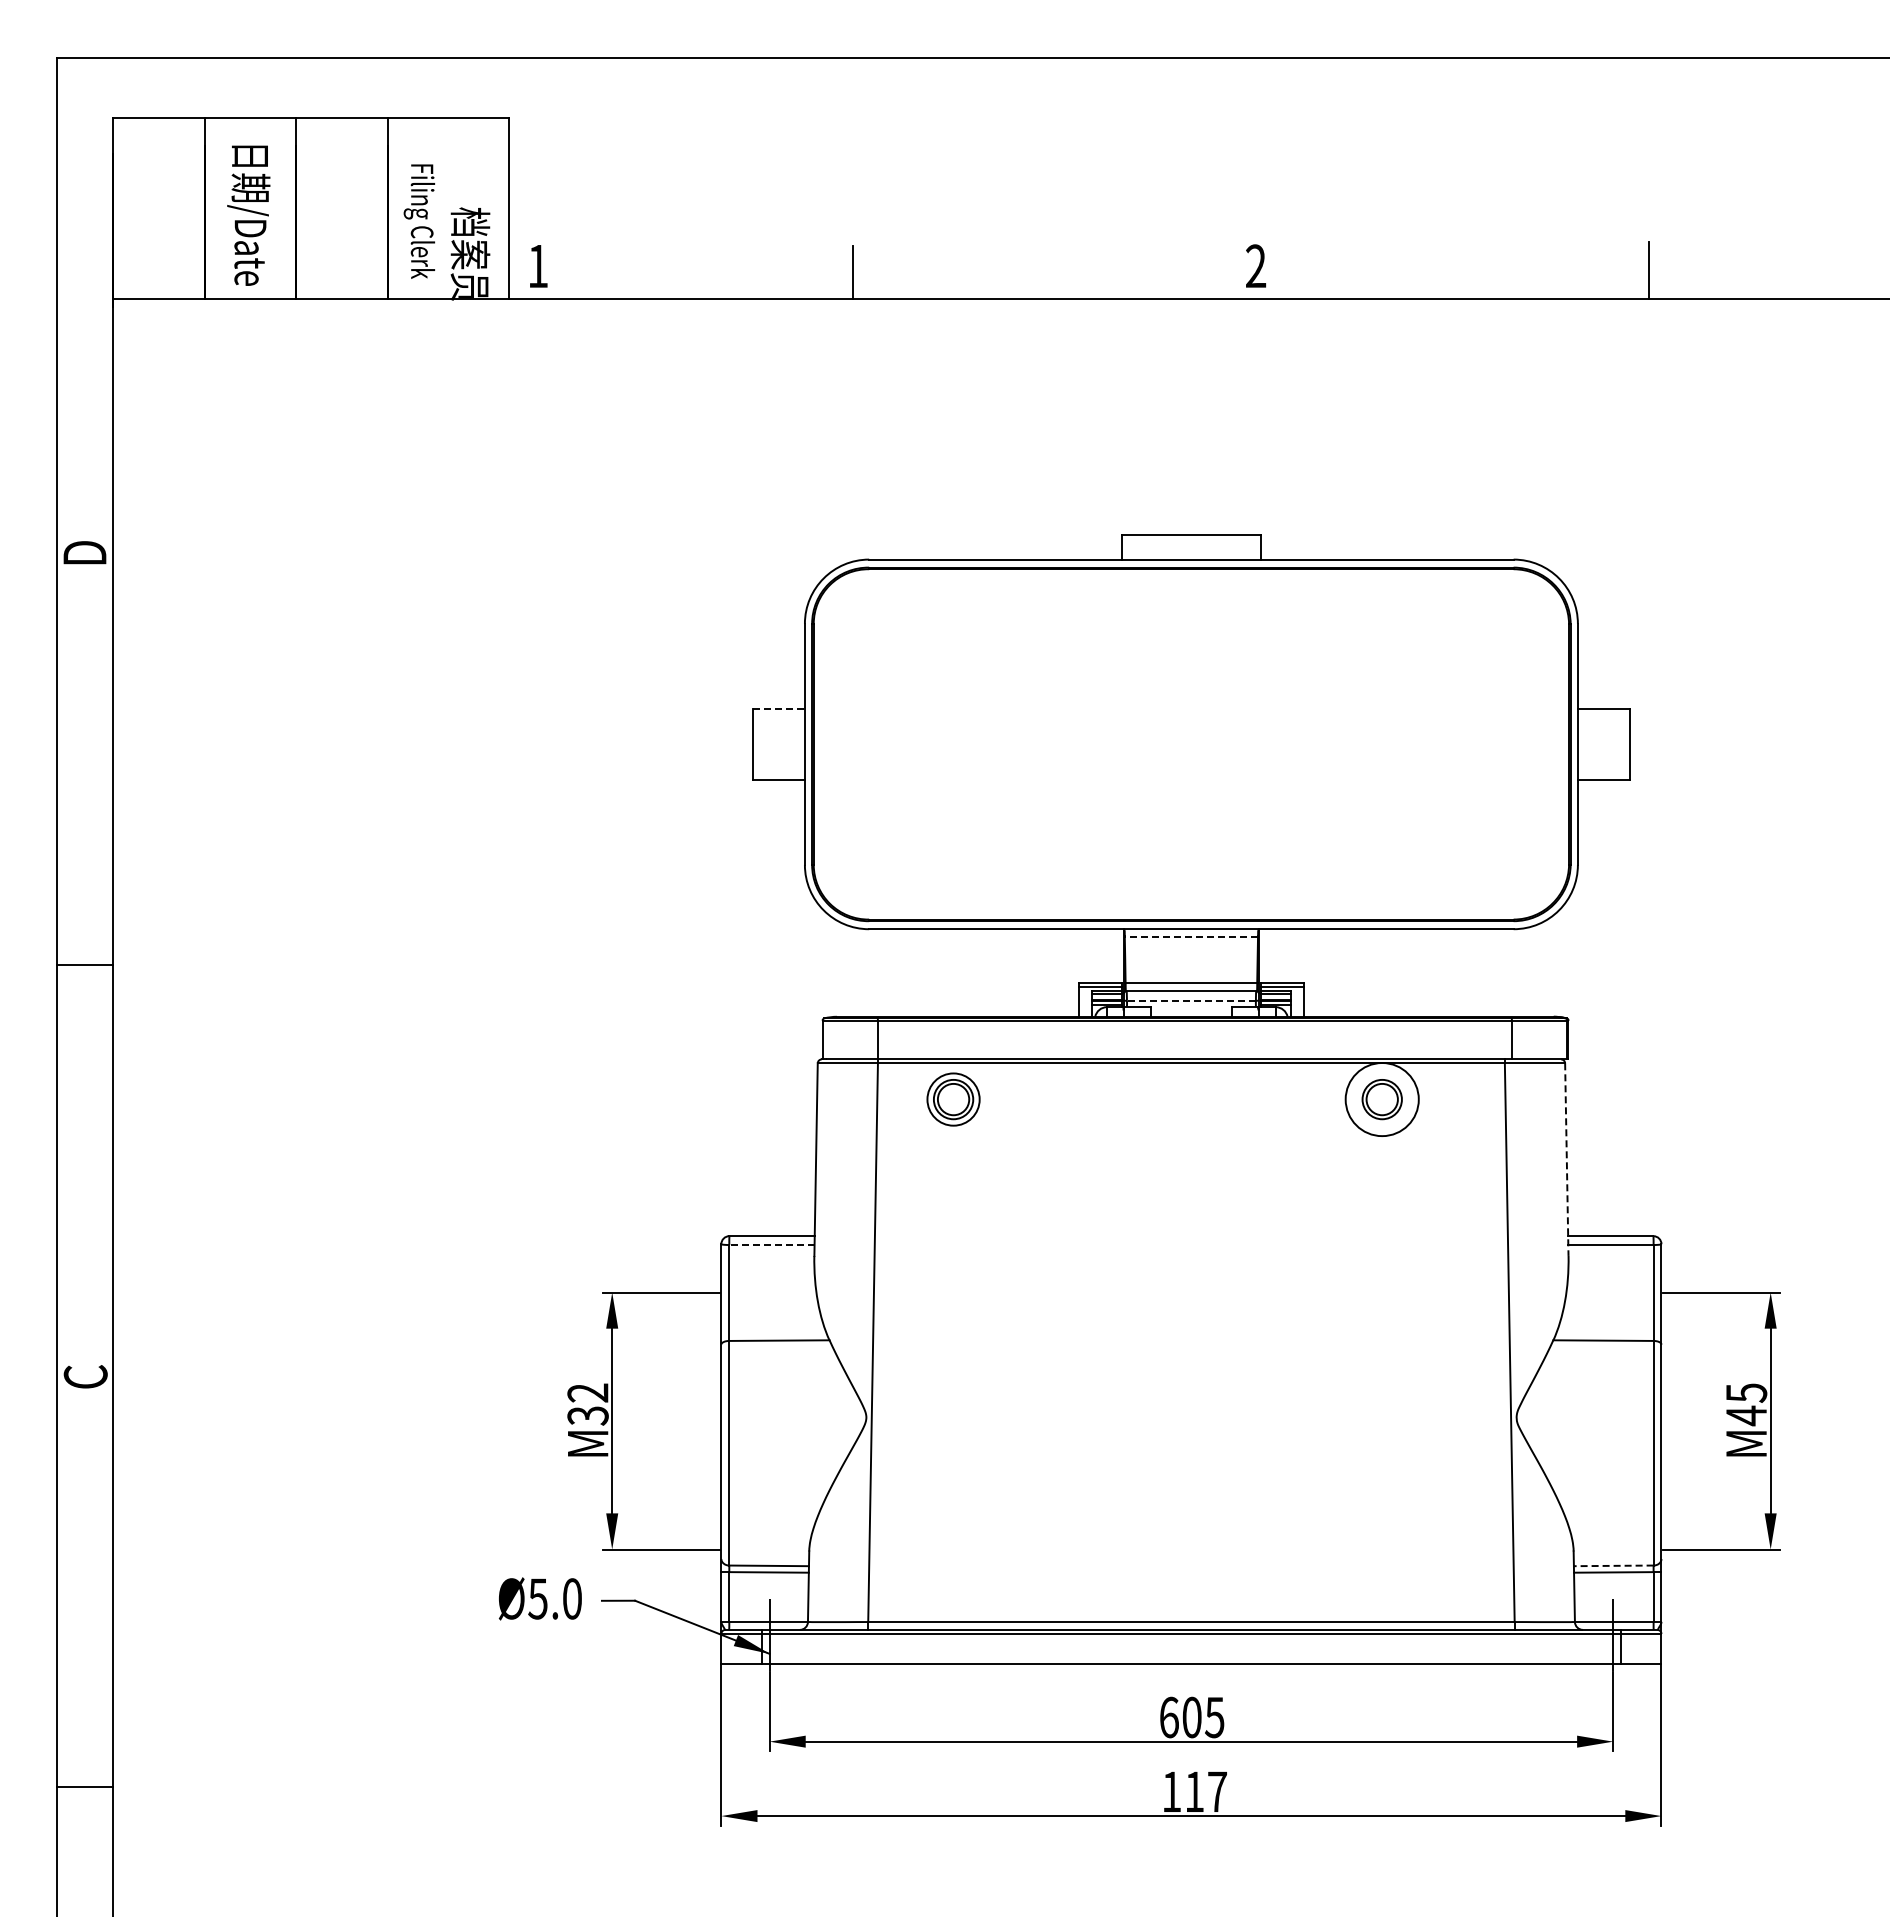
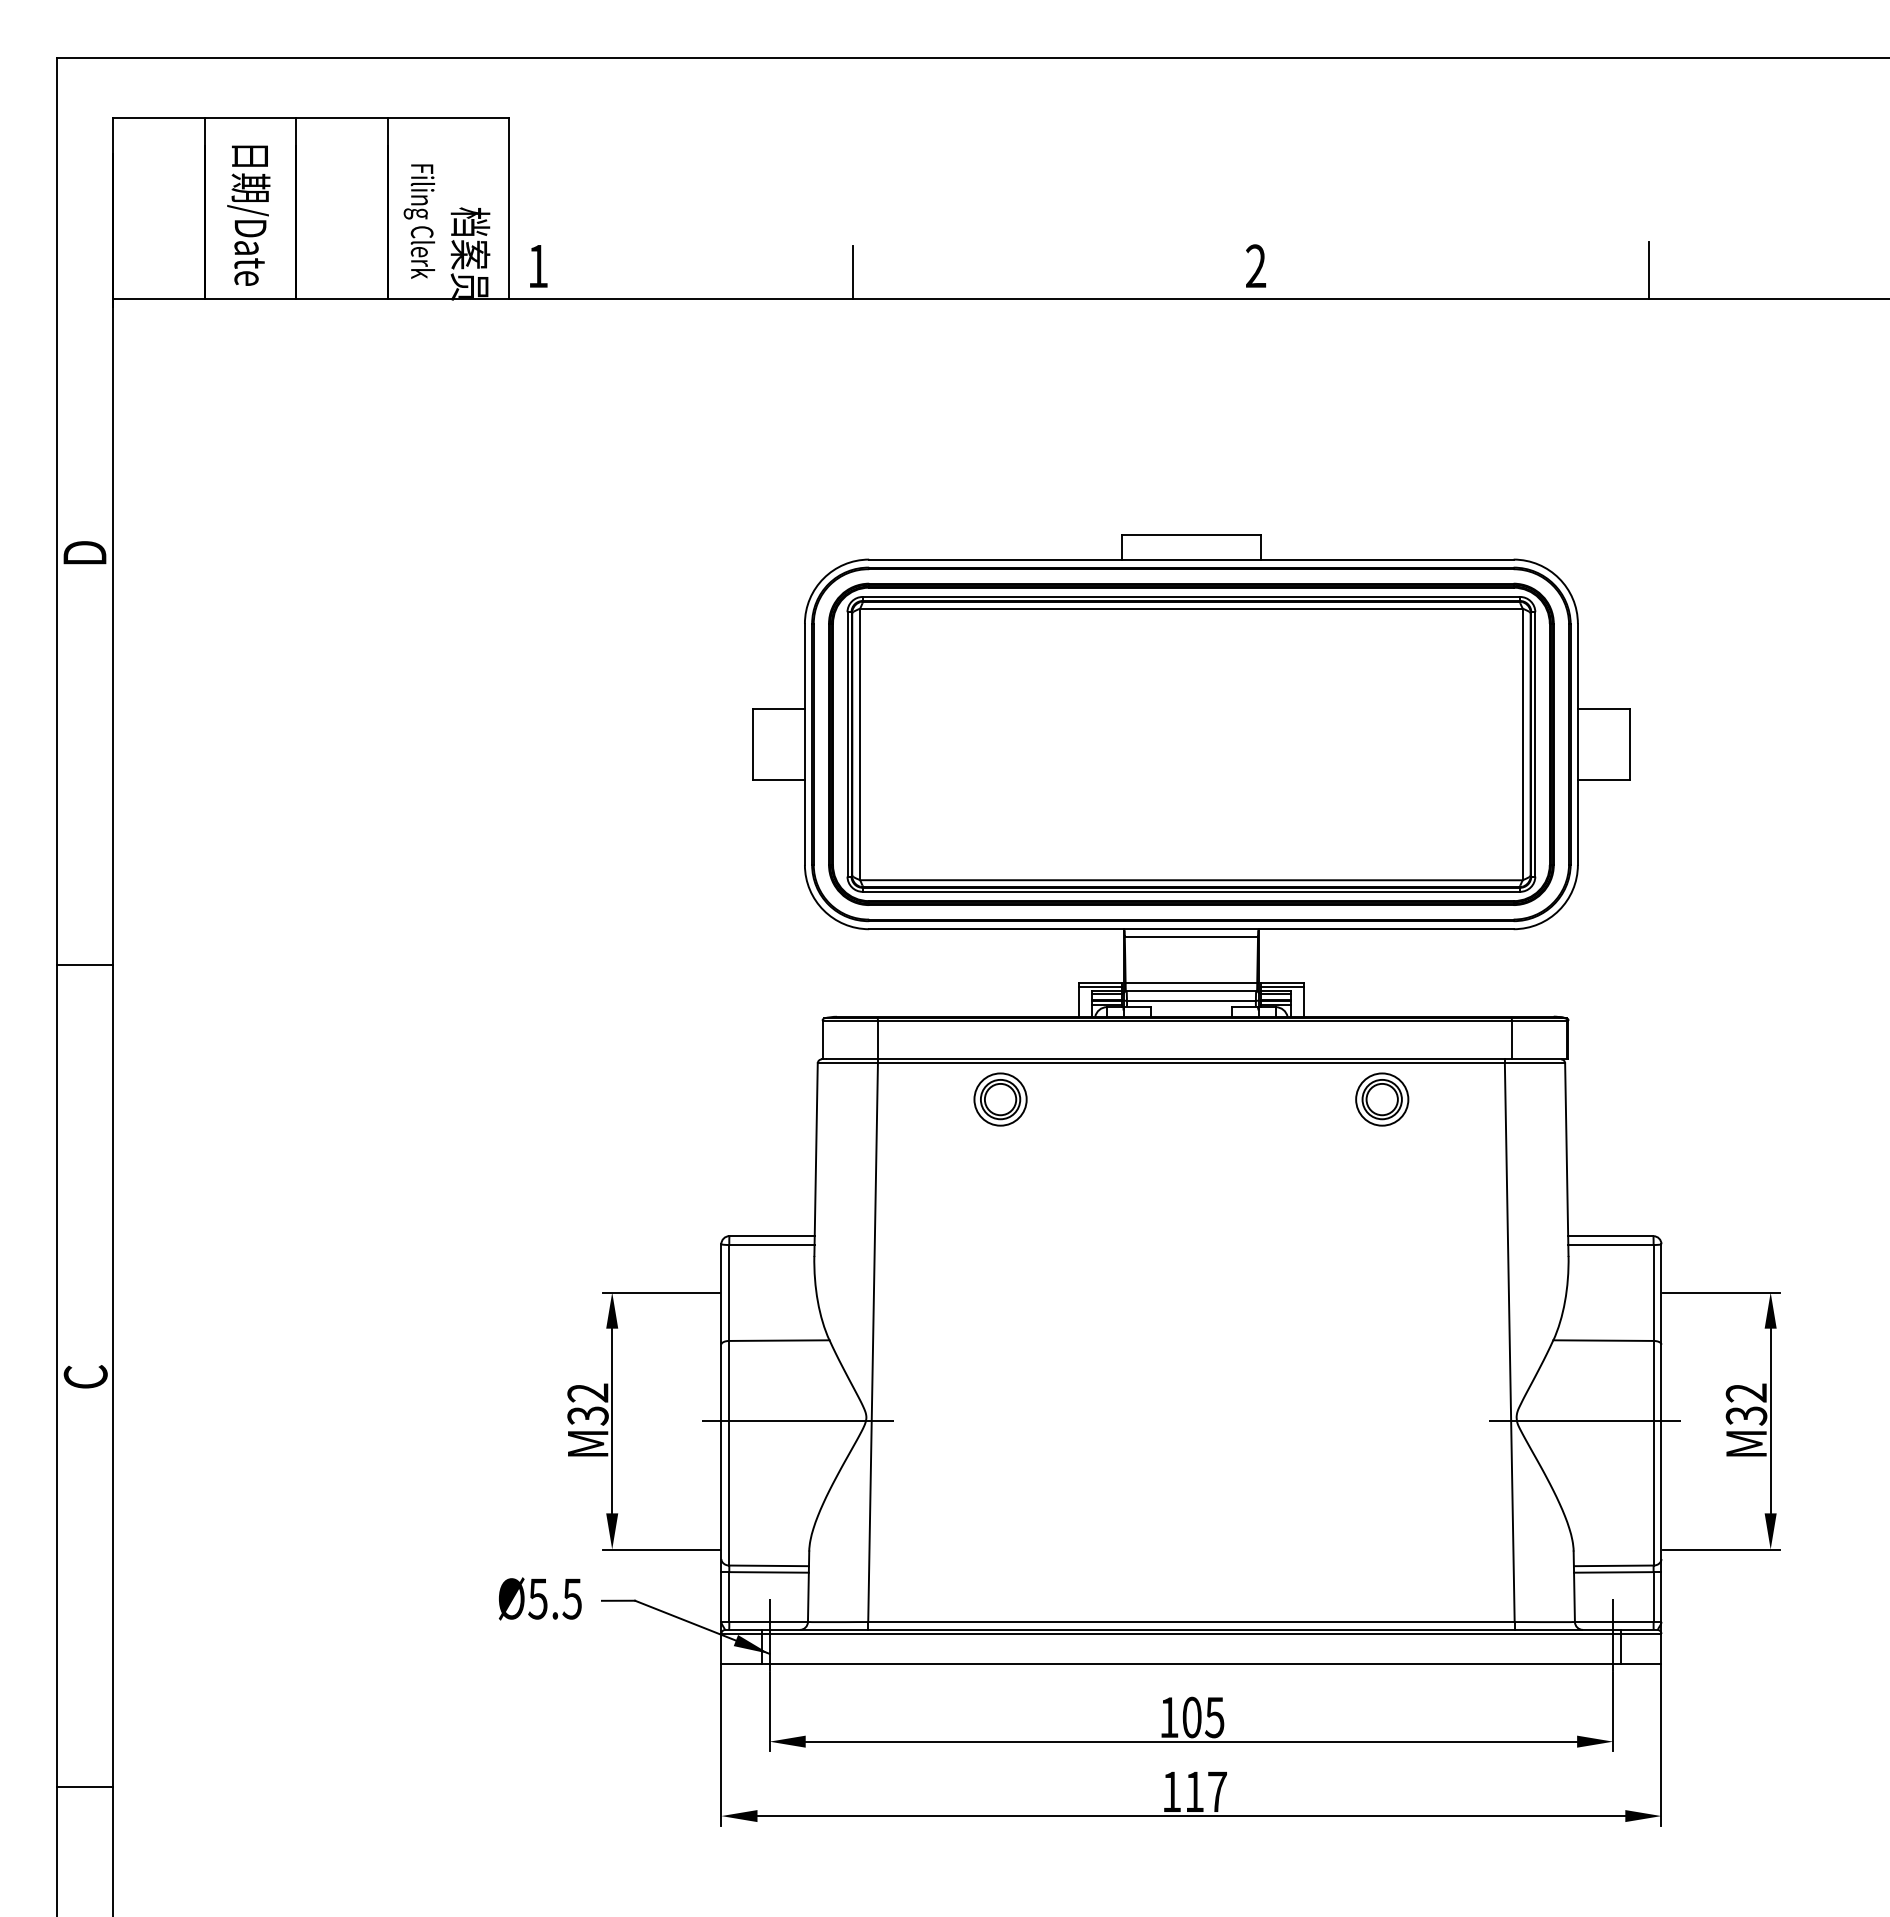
line: dashed -> solid (779, 709)
part: none -> present (1191, 743)
line: dashed -> solid (1191, 937)
line: dashed -> solid (1190, 1000)
part position: (953, 1099) -> (1000, 1099) (1000, 1099)
circle diameter: 73 px -> 52 px (1382, 1099)
line: dashed -> solid (1566, 1160)
line: dashed -> solid (771, 1245)
text: M45 -> M32 (1746, 1404)
line: none -> present (797, 1420)
line: none -> present (1584, 1420)
line: dashed -> solid (1613, 1565)
text: Ø5.0 -> Ø5.5 (571, 1598)
text: 605 -> 105 (1169, 1717)
